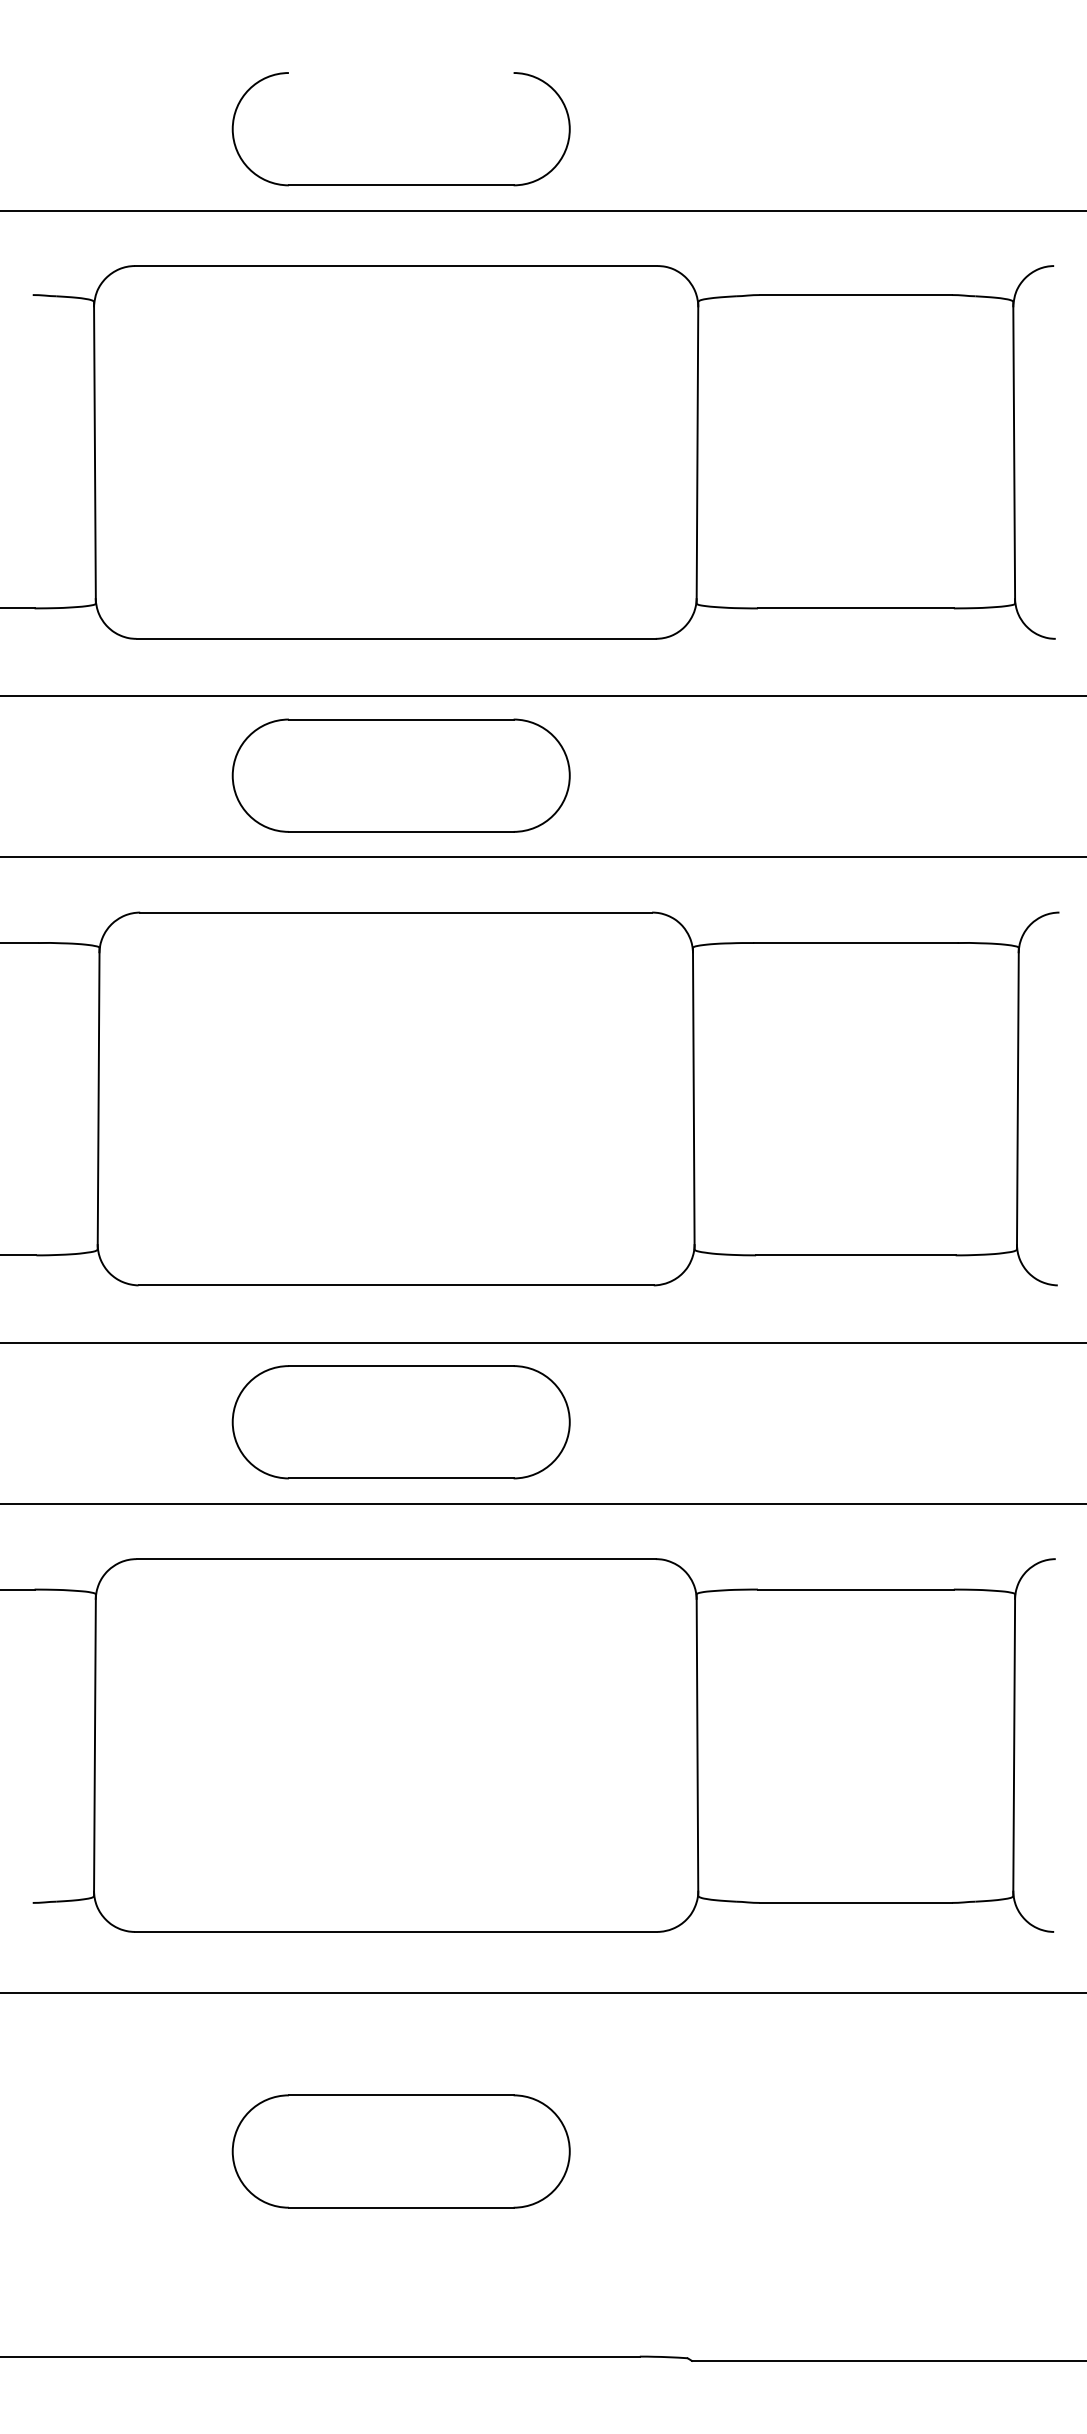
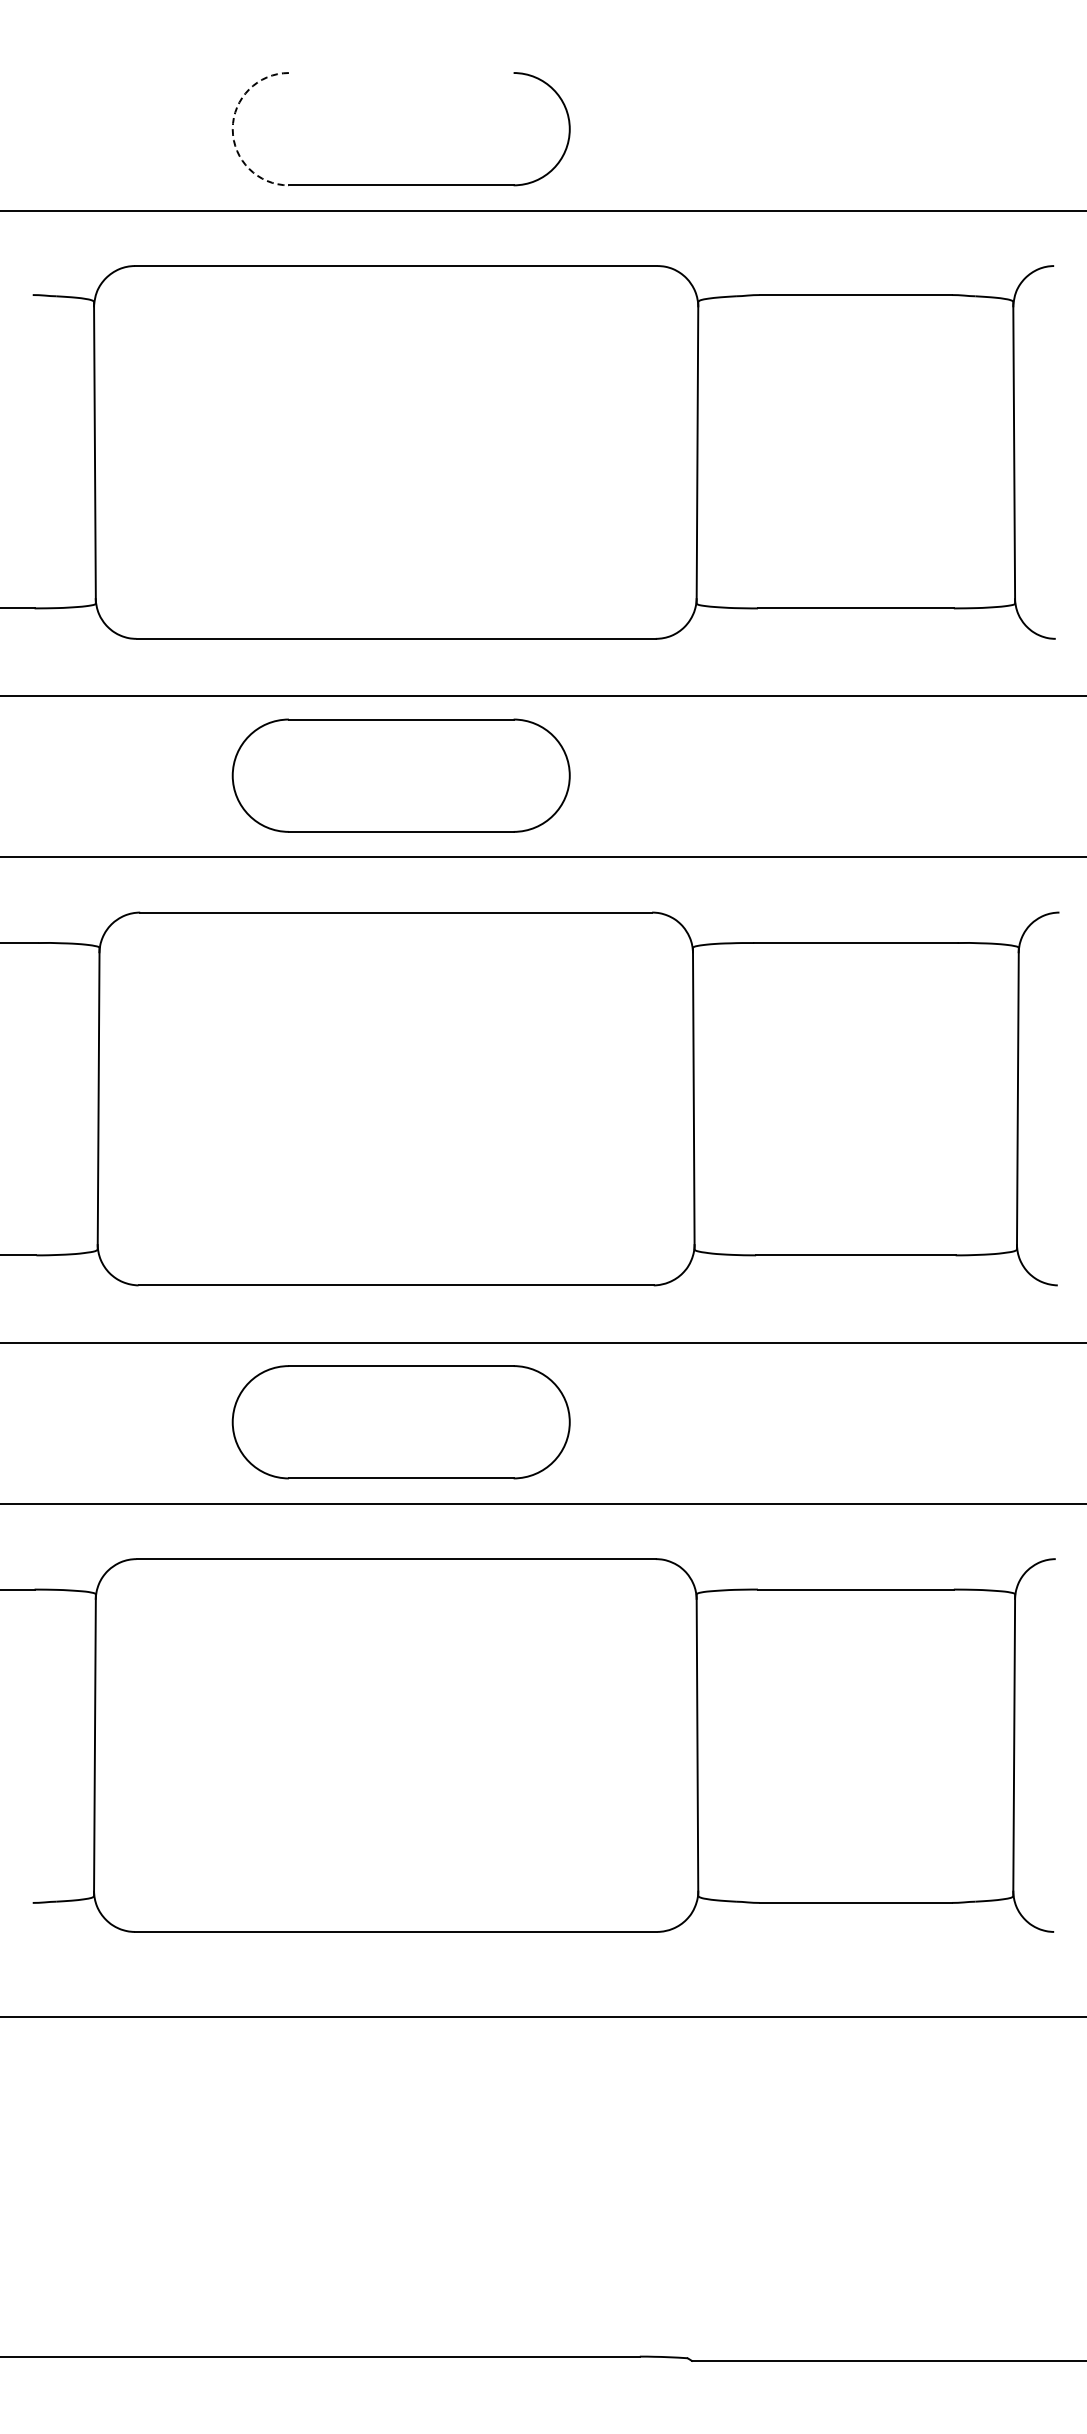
arc: solid -> dashed (232, 129)
line position: (542, 1993) -> (542, 2017) (542, 2017)
part: present -> none (400, 2151)
